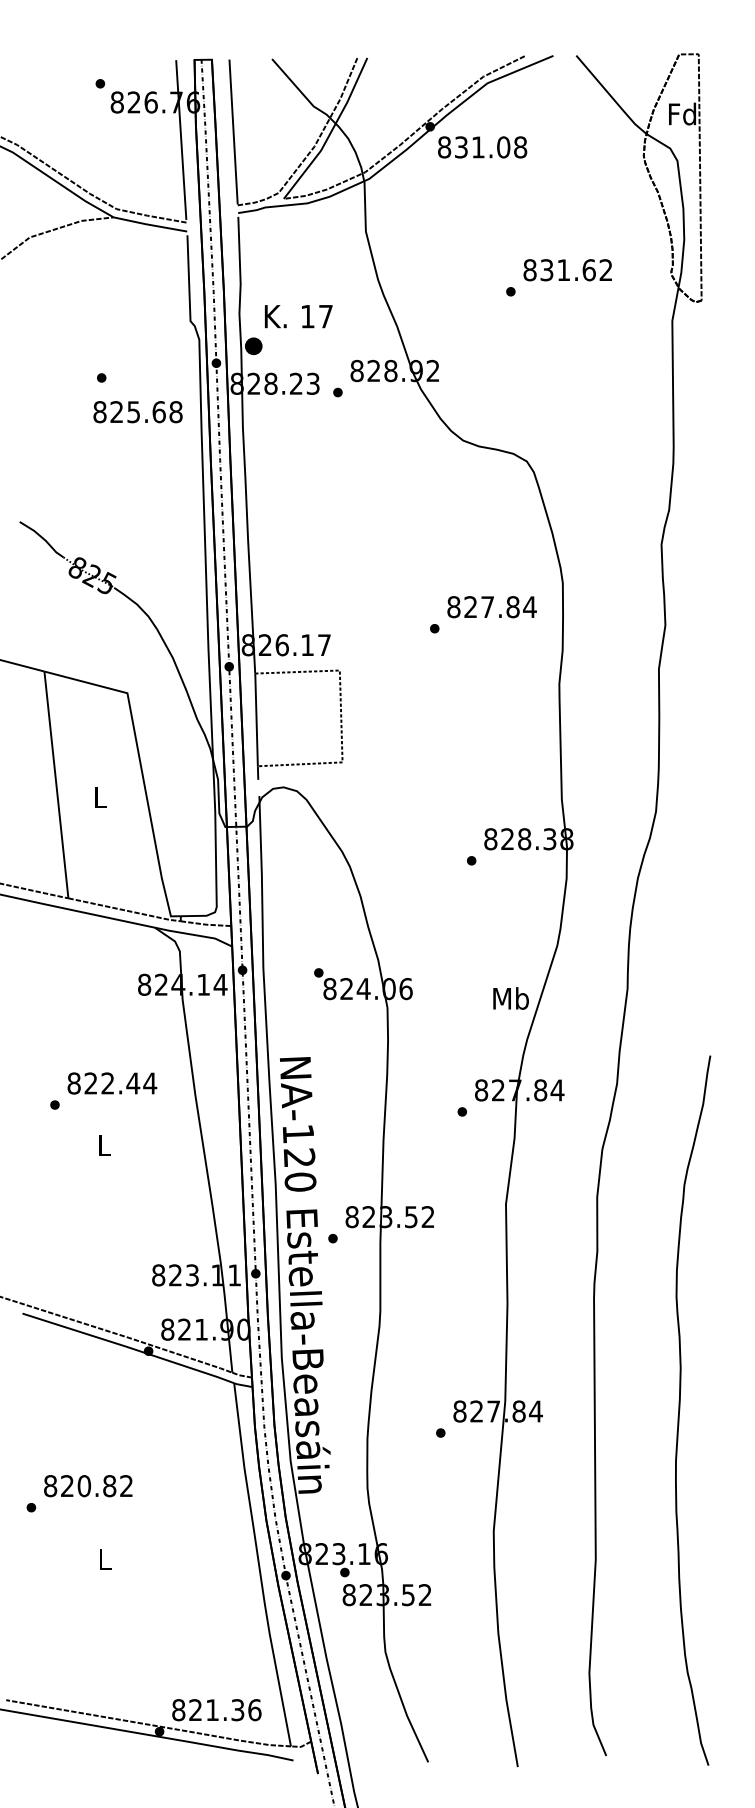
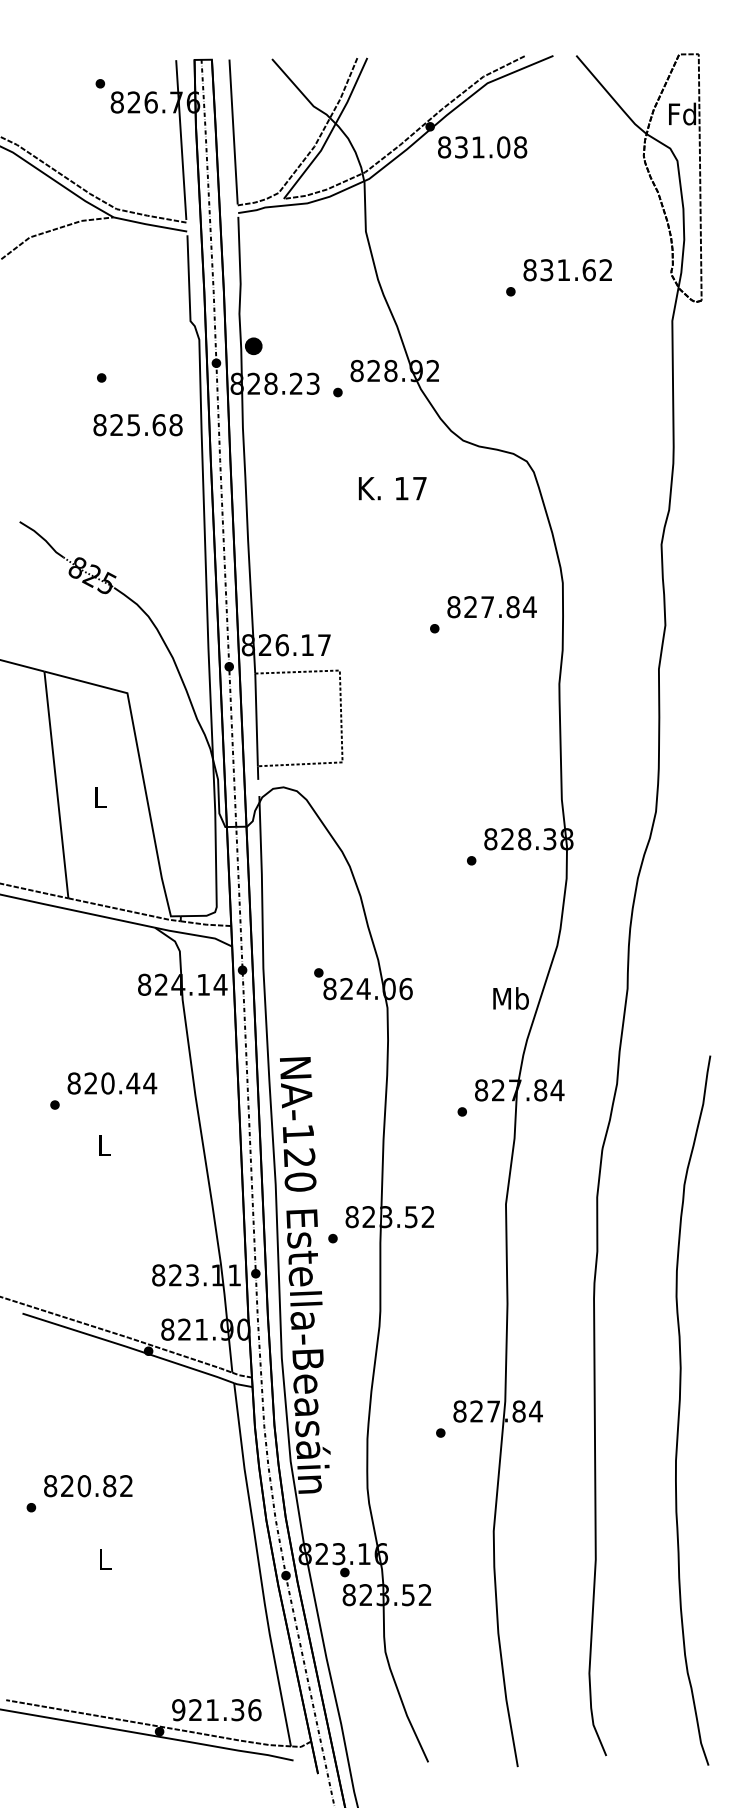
text position: (298, 316) -> (392, 488) (392, 488)
text position: (137, 412) -> (137, 425) (137, 425)
text: 822.44 -> 820.44 (107, 1083)
text: 821.36 -> 921.36 (178, 1710)
